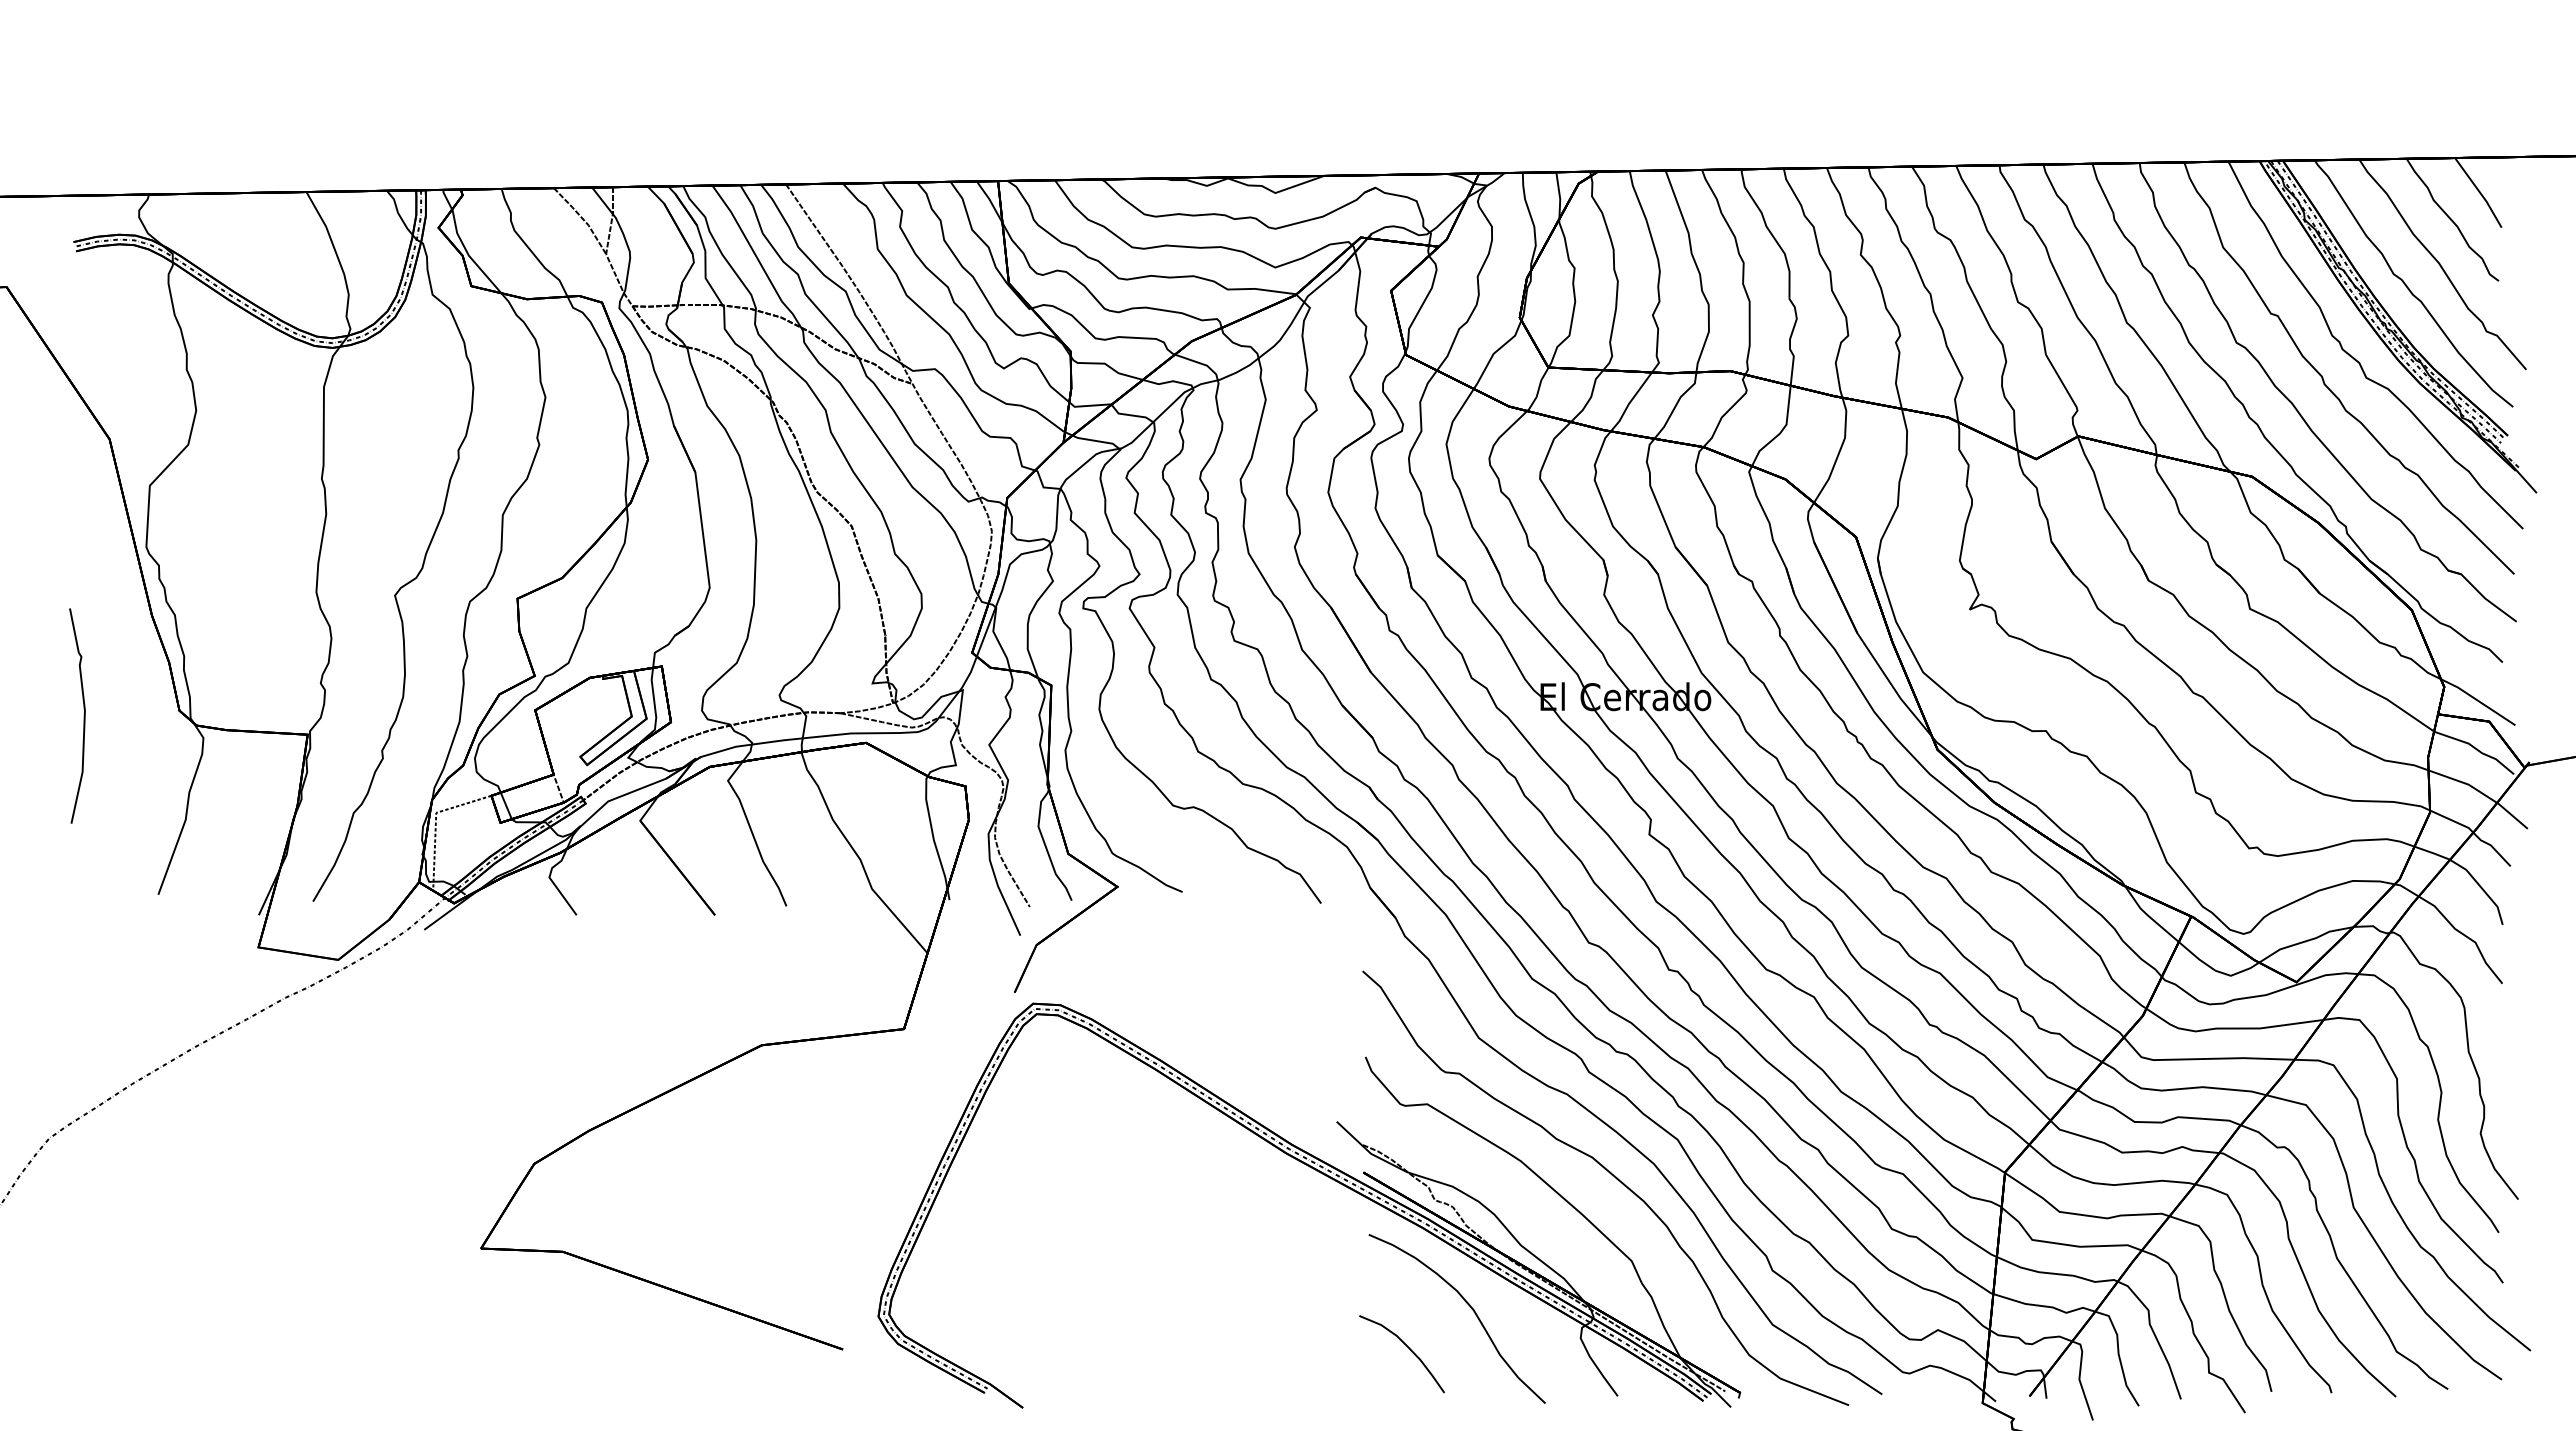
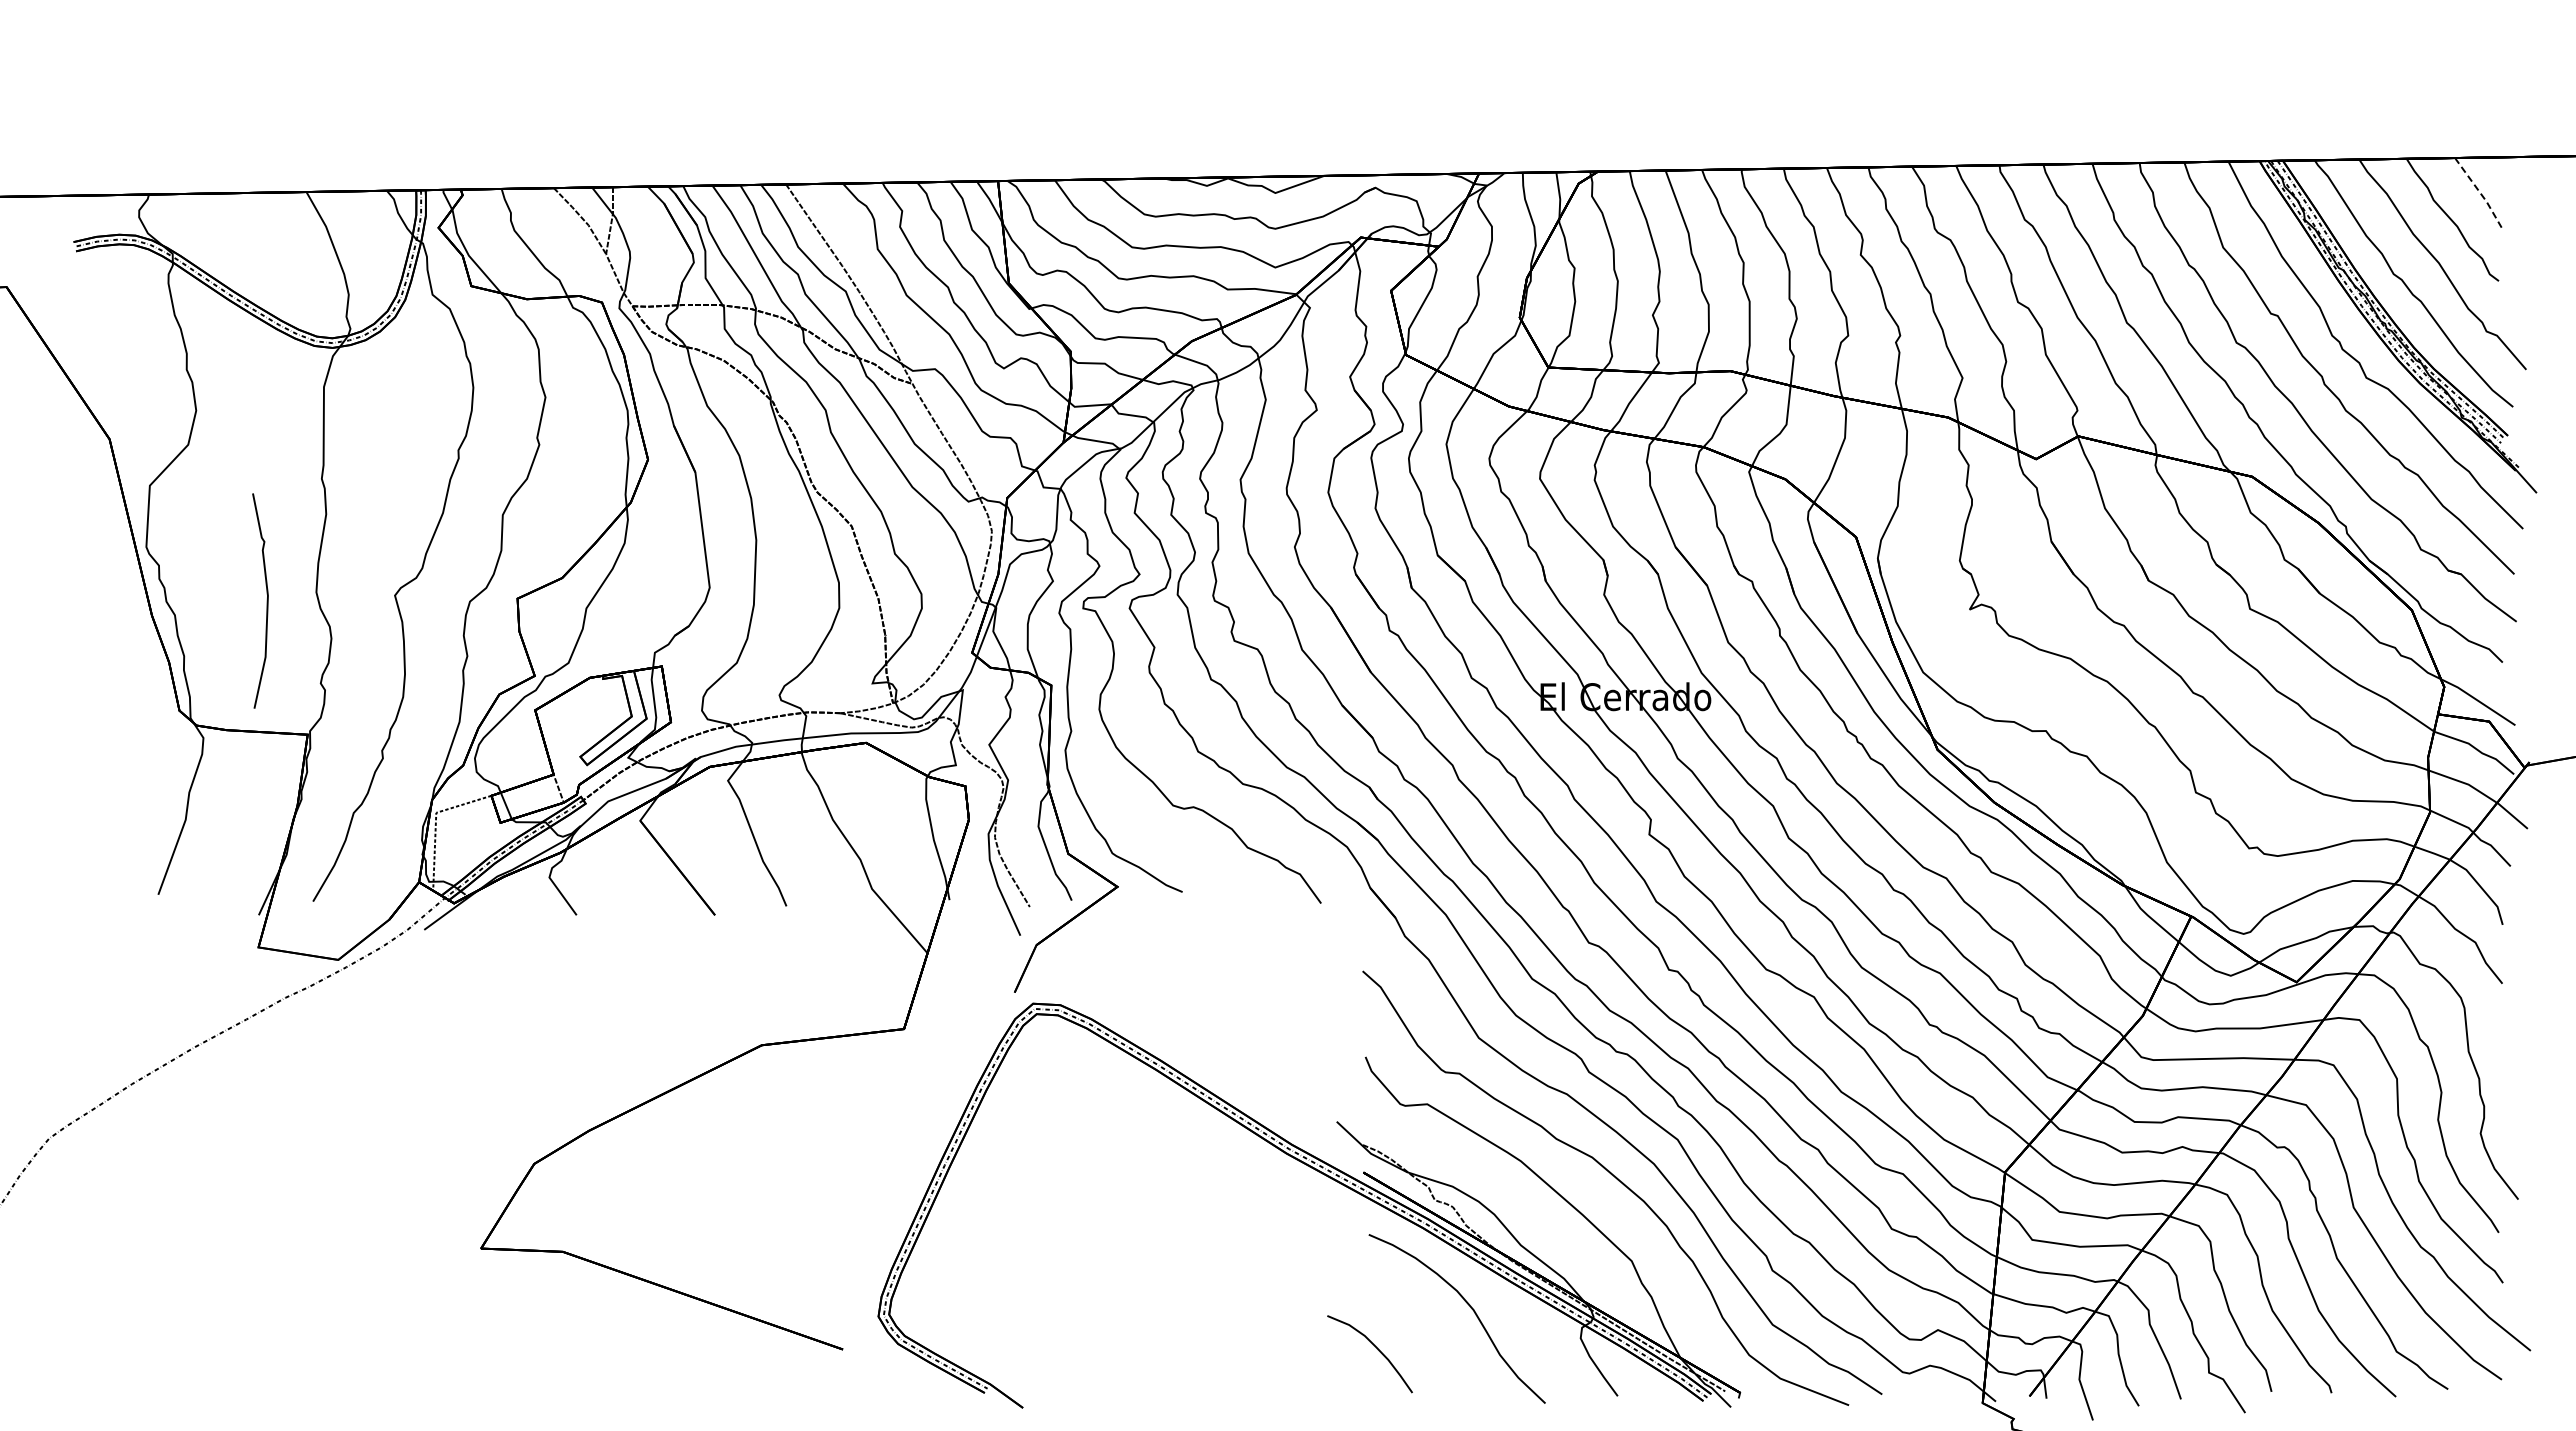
line: solid -> dashed (2480, 192)
curve position: (83, 715) -> (266, 600) (266, 600)
curve position: (1407, 1347) -> (1375, 1347) (1375, 1347)
